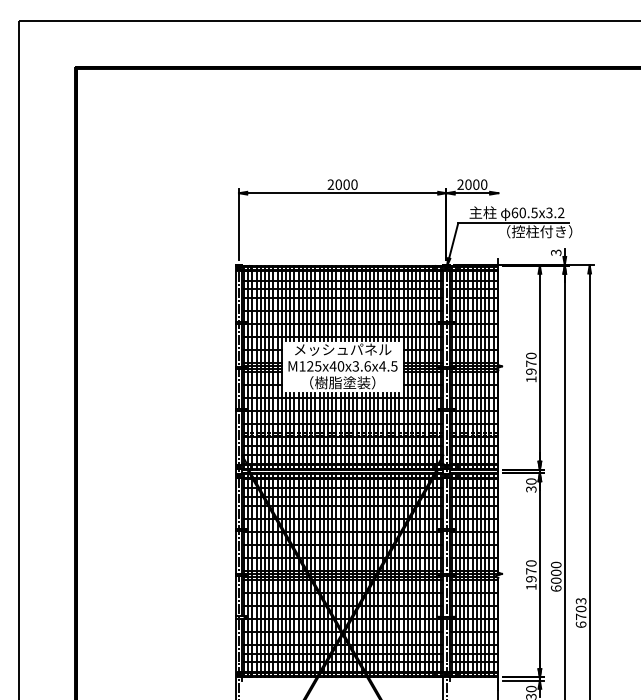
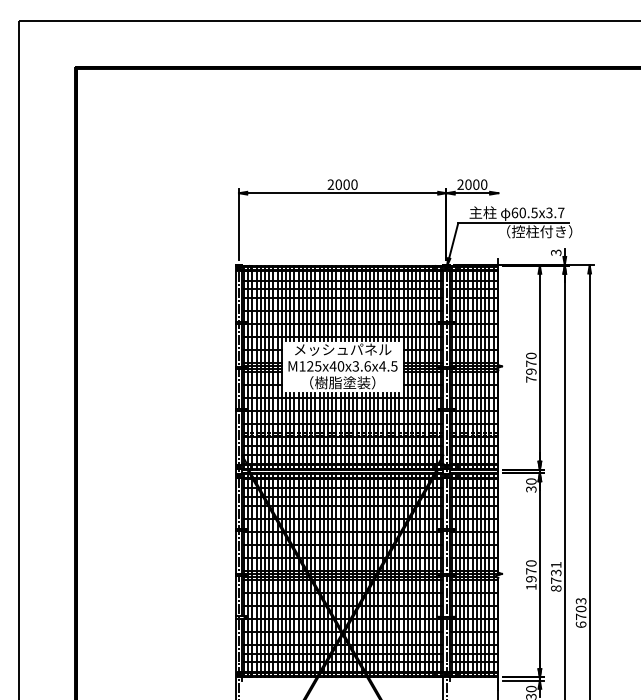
text: 60.5x3.2 -> 60.5x3.7 (561, 212)
text: 1970 -> 7970 (531, 379)
text: 6000 -> 8731 (556, 576)
